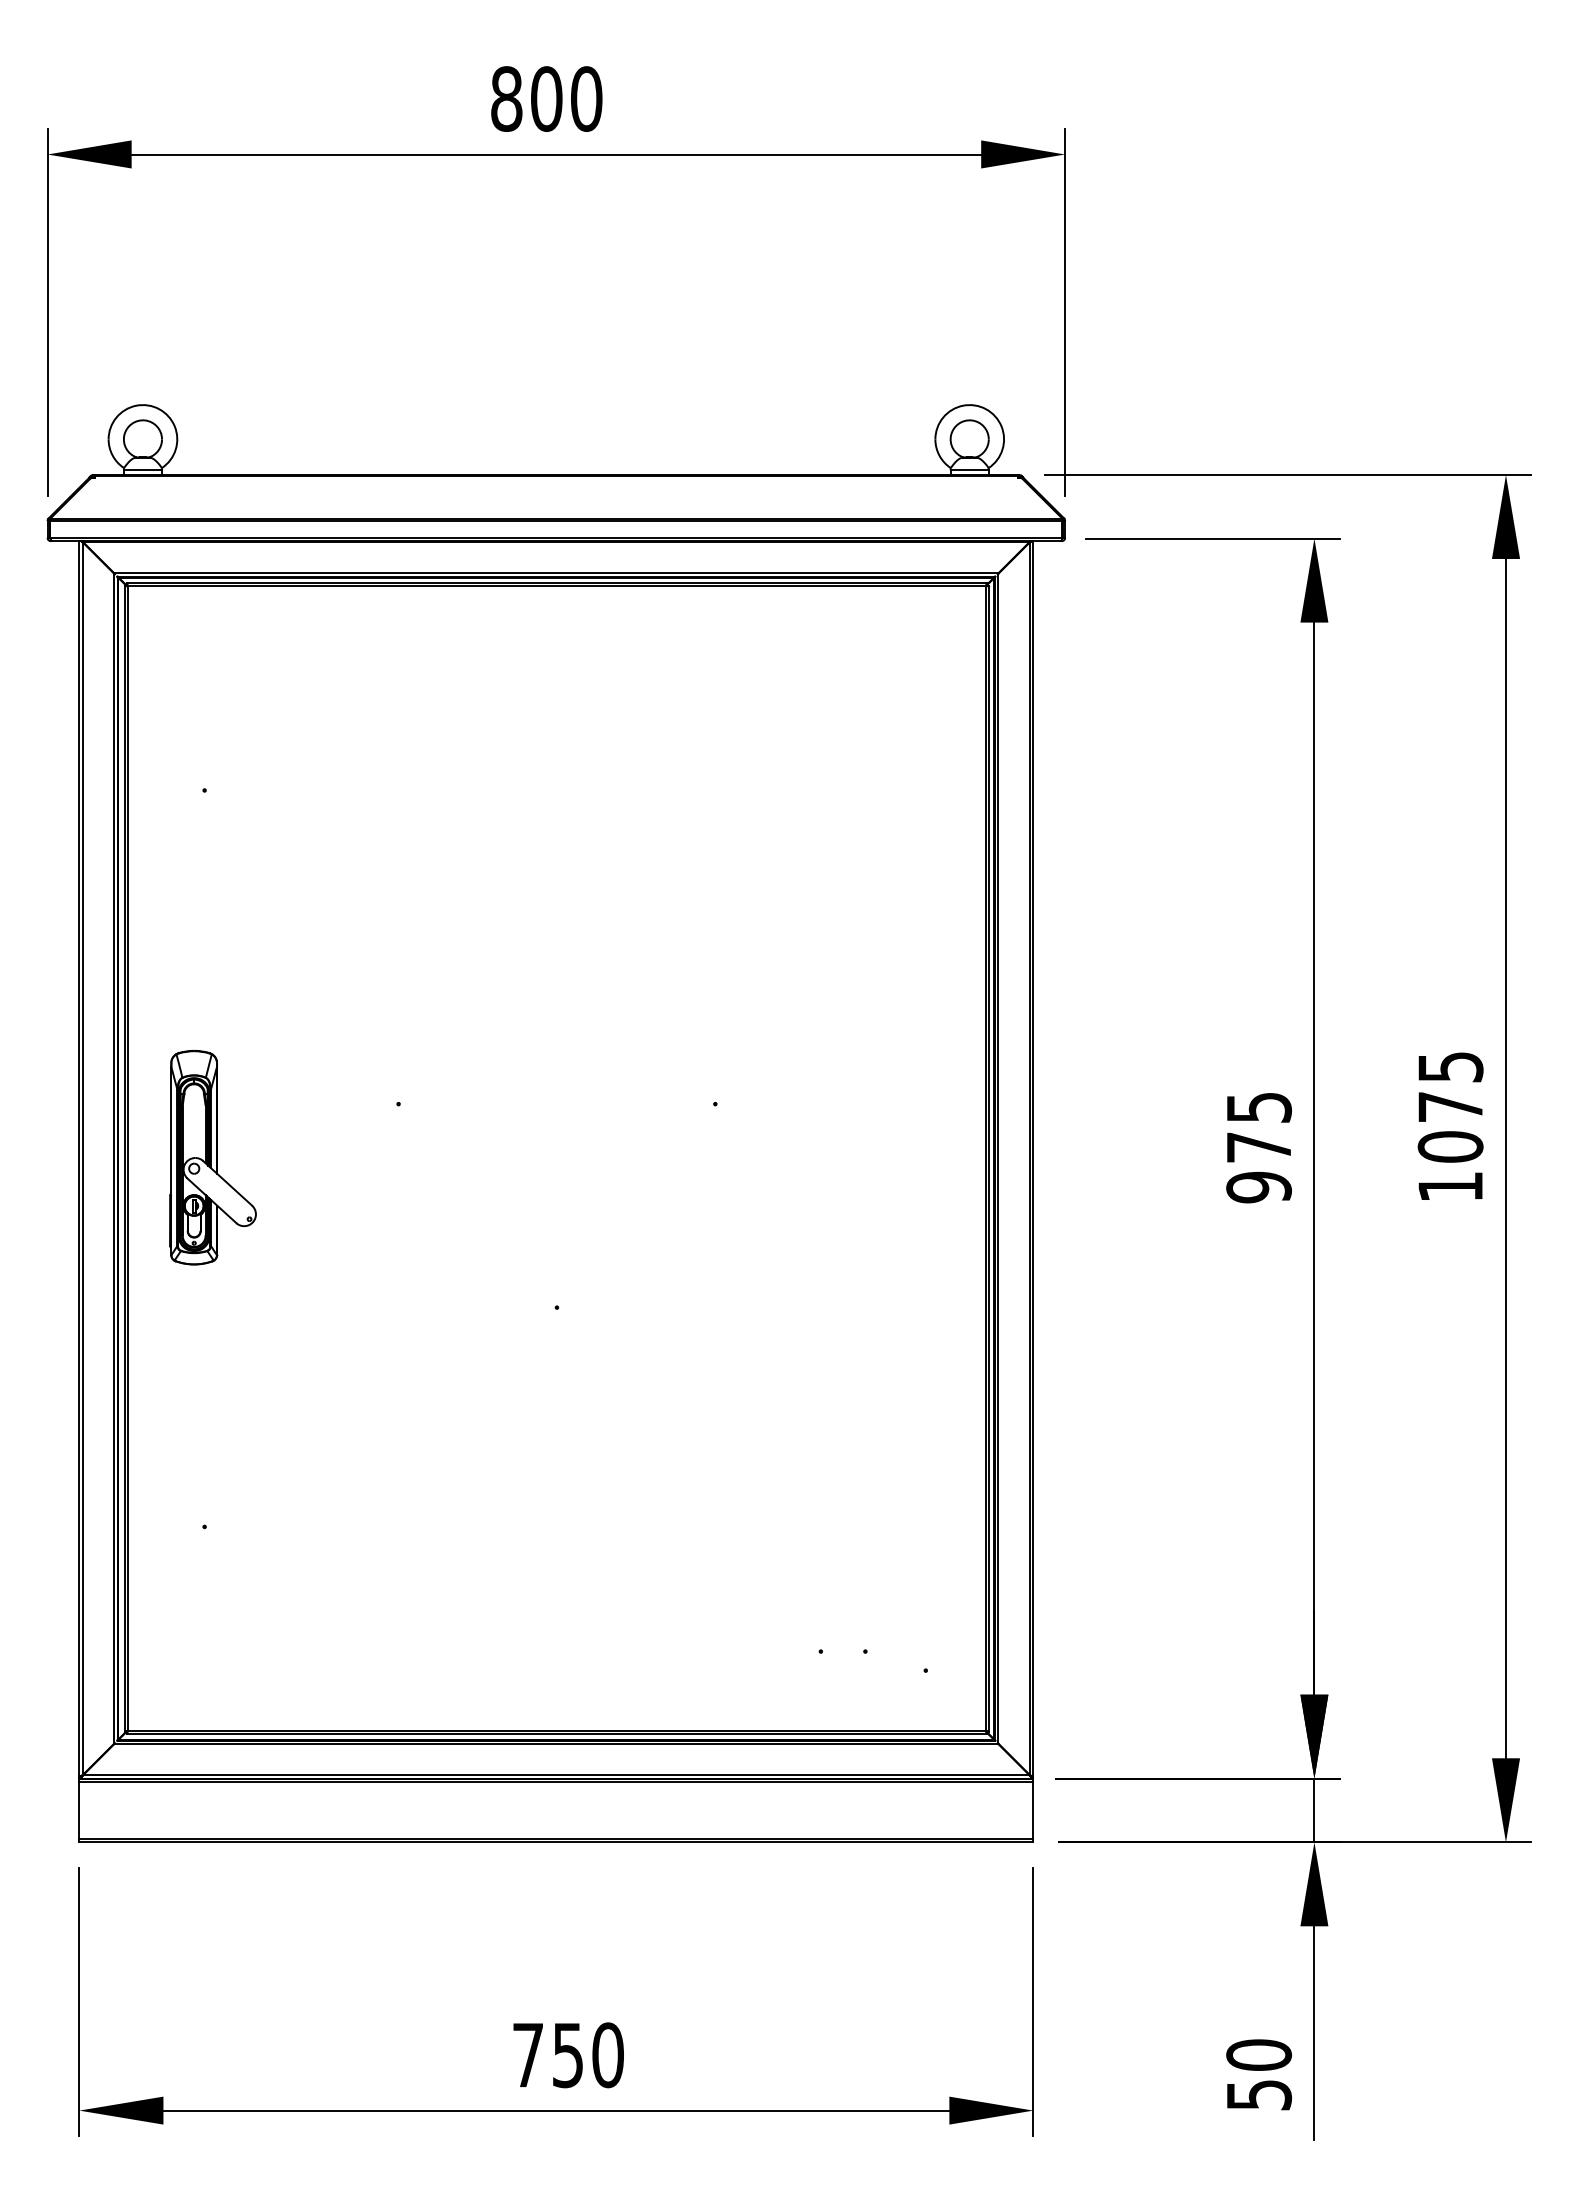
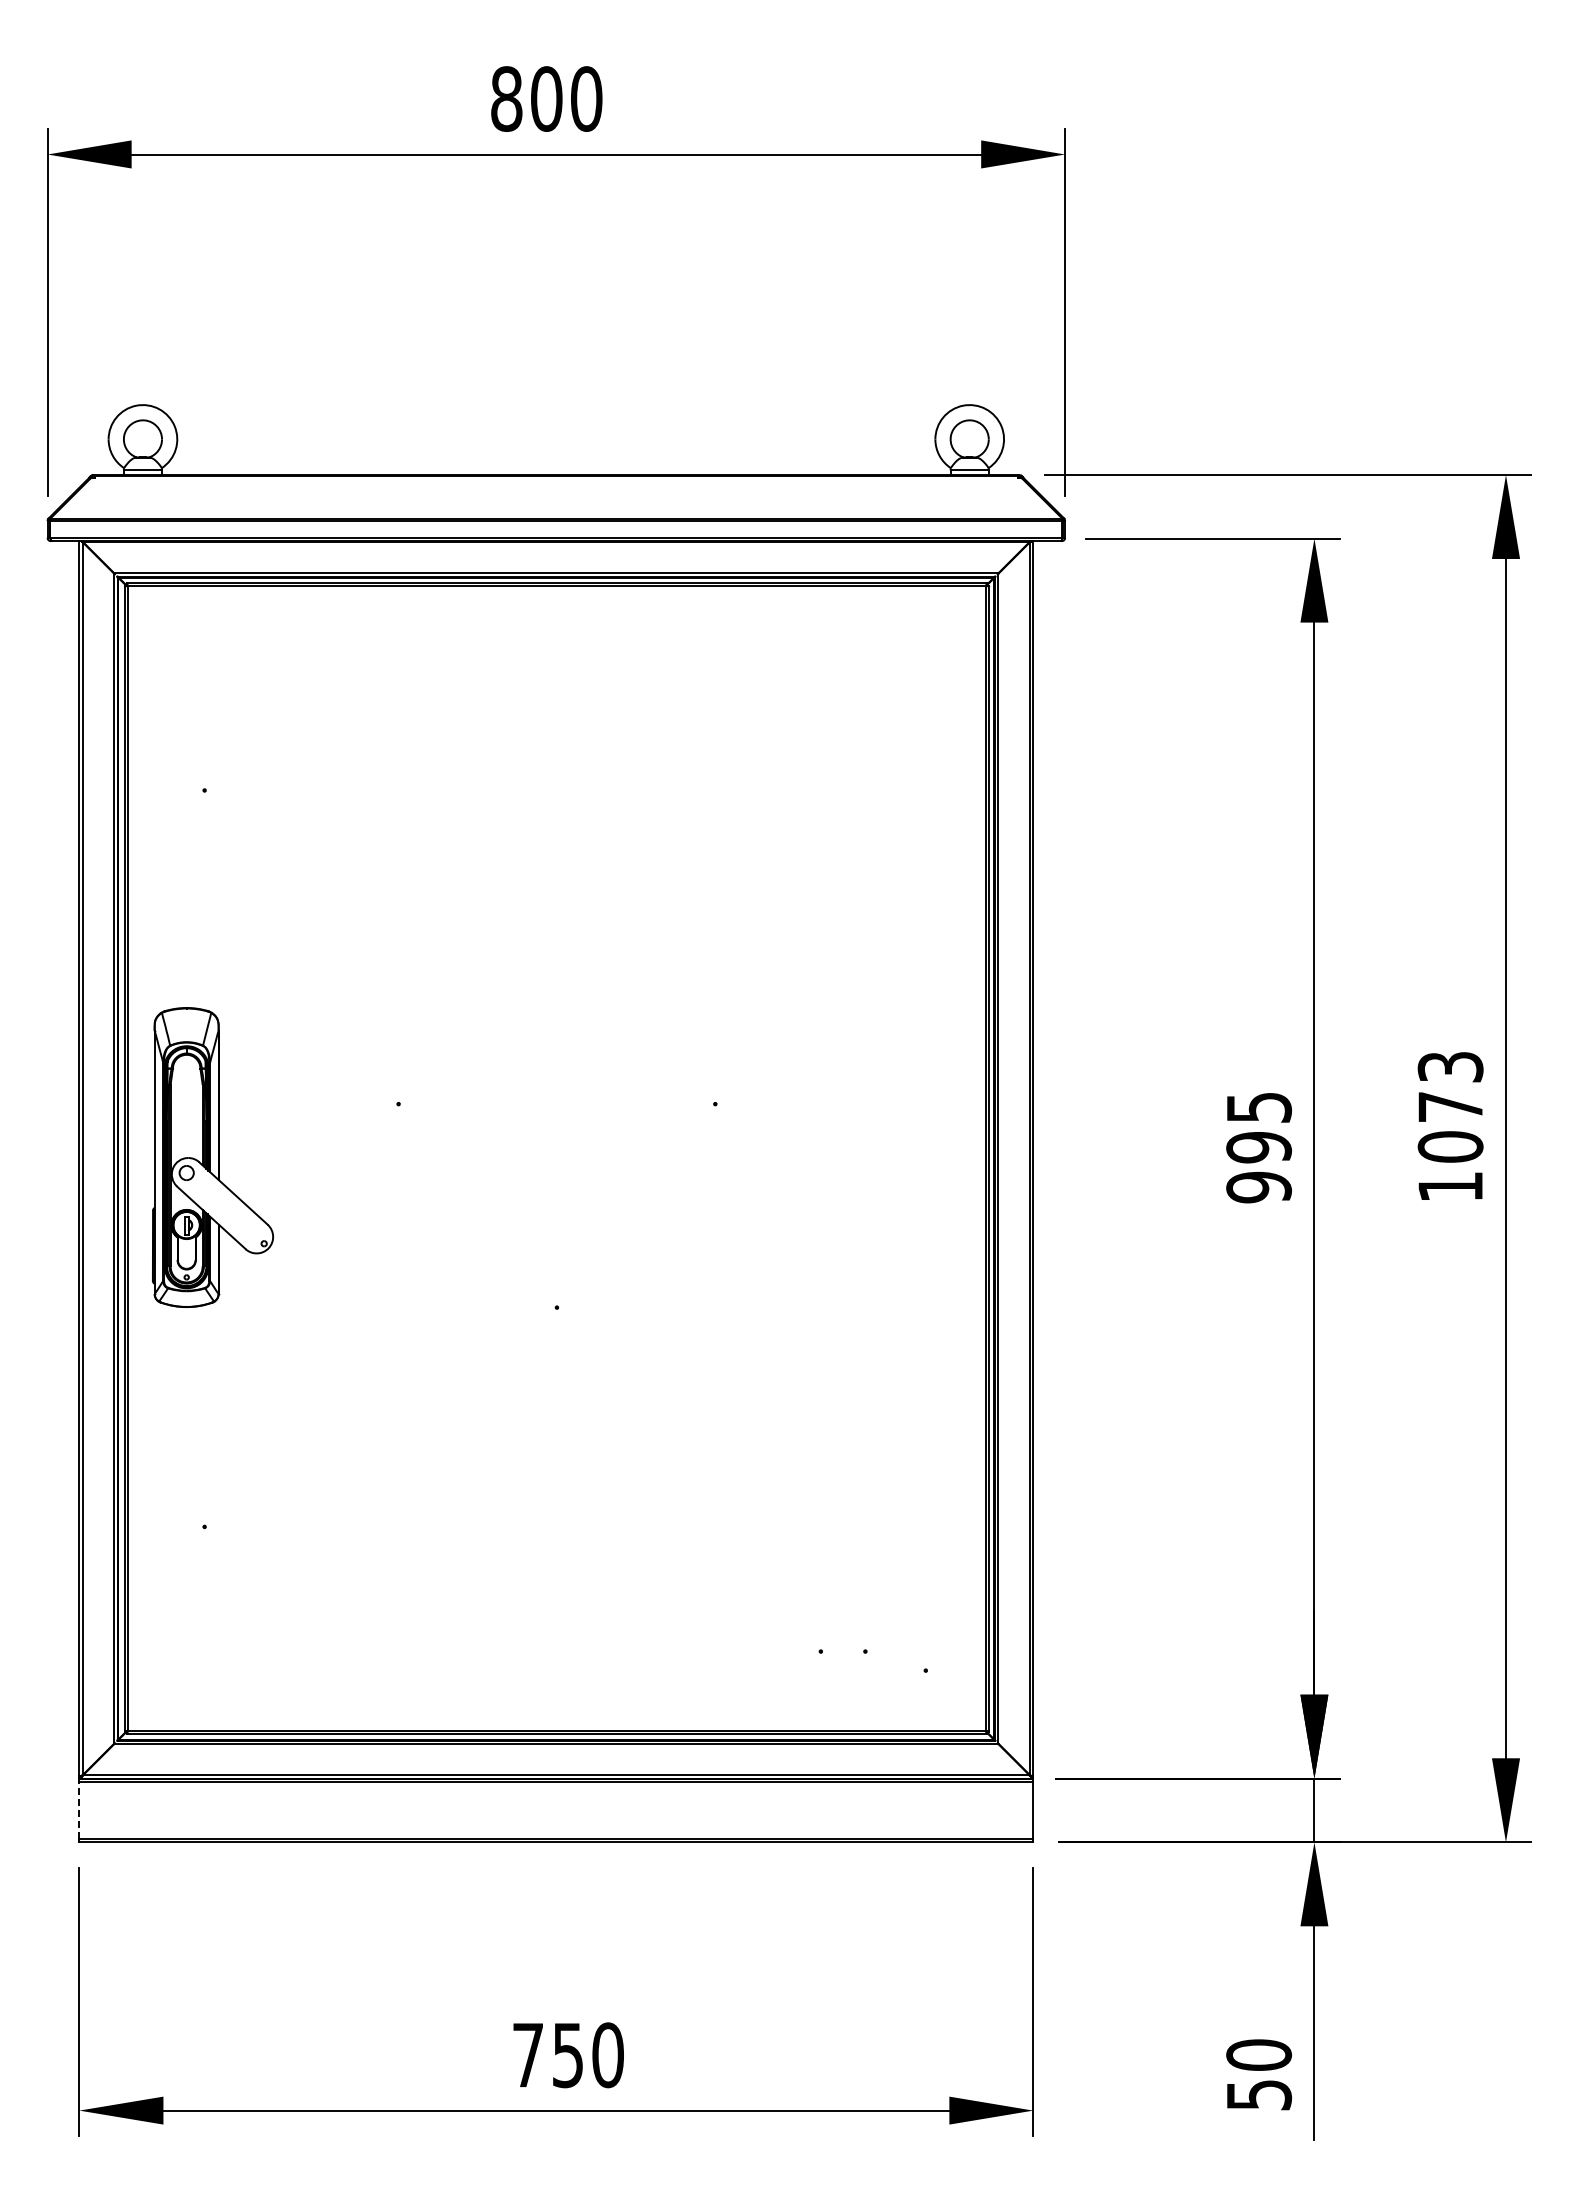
text: 1075 -> 1073 (1450, 1066)
text: 975 -> 995 (1259, 1147)
part size: 88x216 px -> 123x301 px (213, 1157)
line: solid -> dashed (79, 1810)
